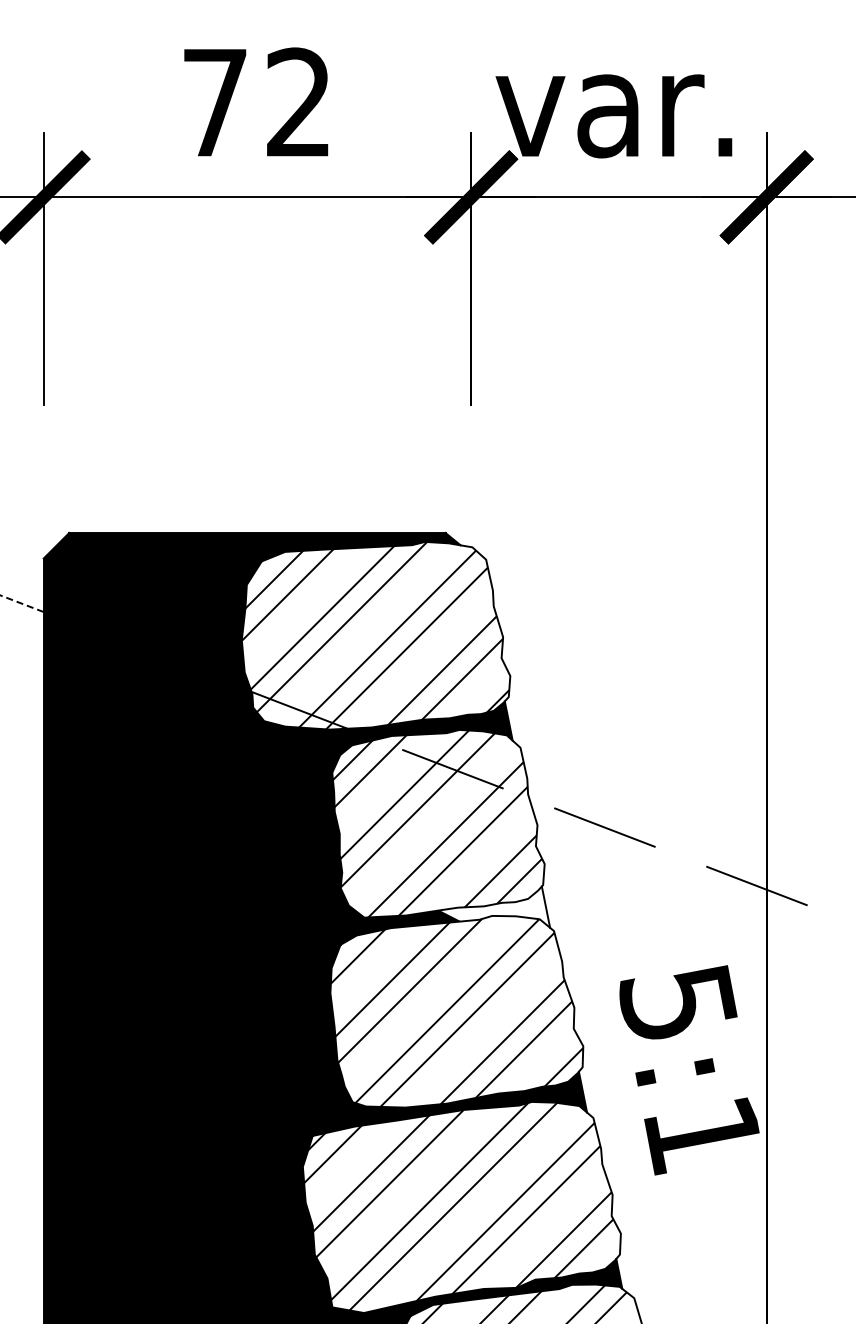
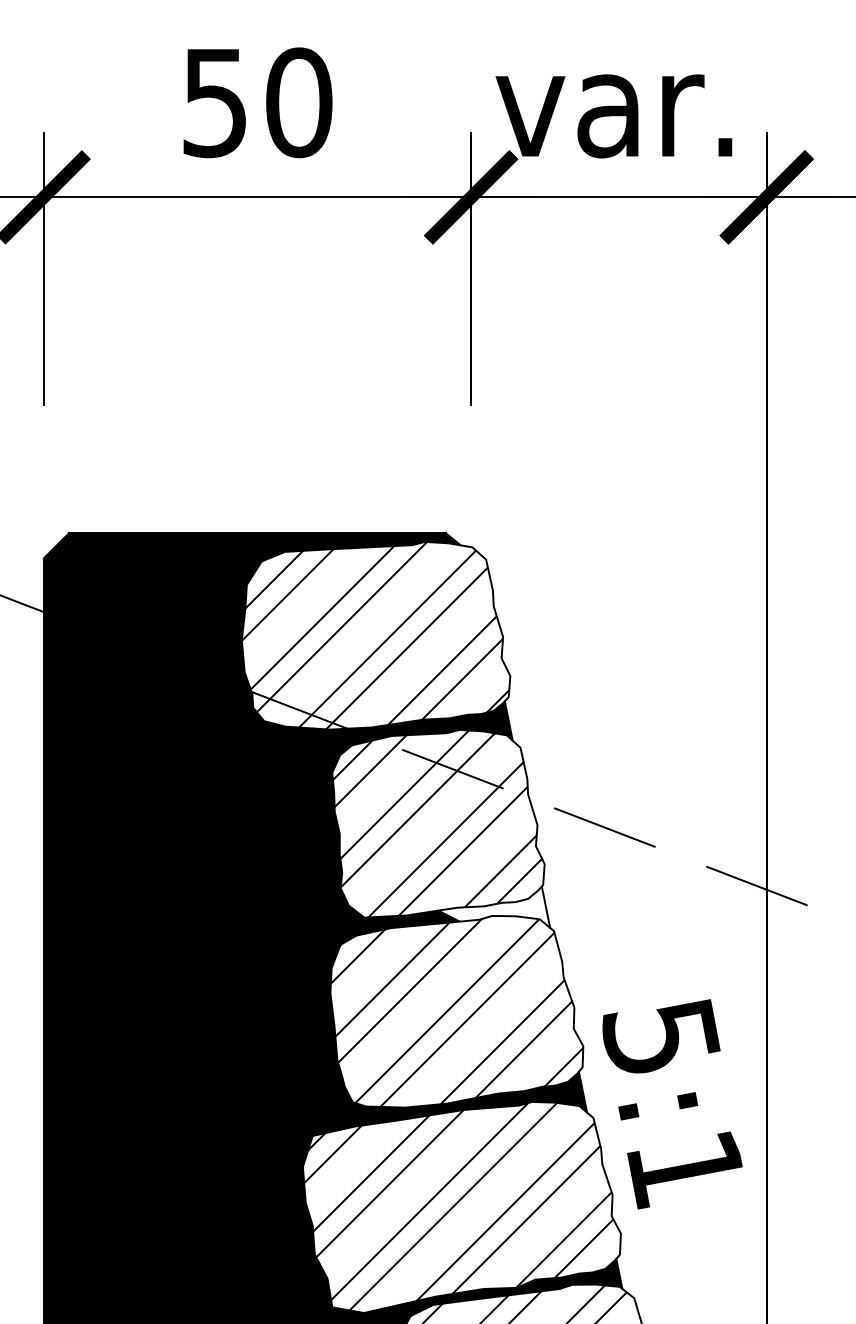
text: 72 -> 50 (257, 102)
line: dashed -> solid (22, 603)
text position: (689, 1070) -> (672, 1104) (672, 1104)
